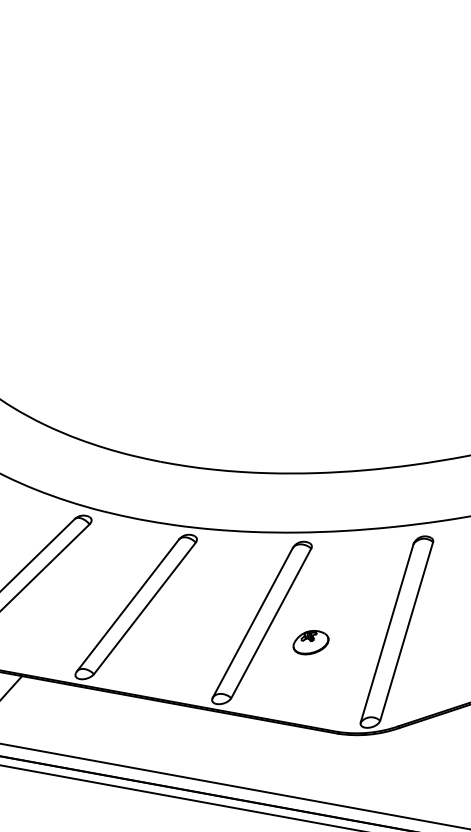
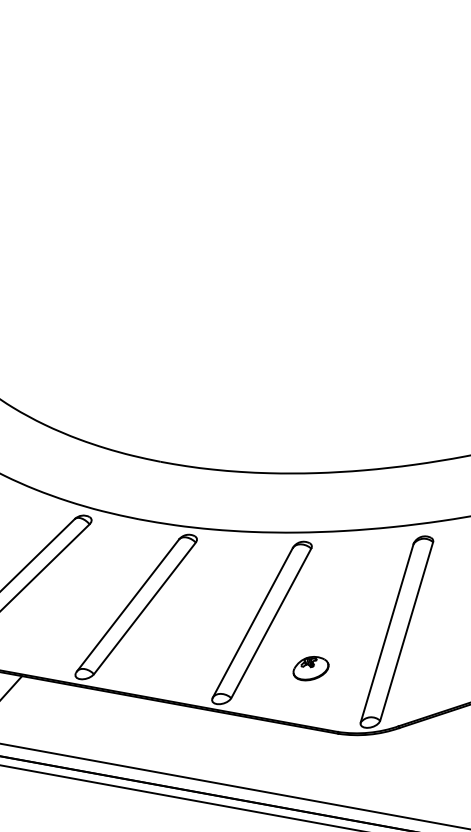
part position: (310, 642) -> (310, 668) (310, 668)
